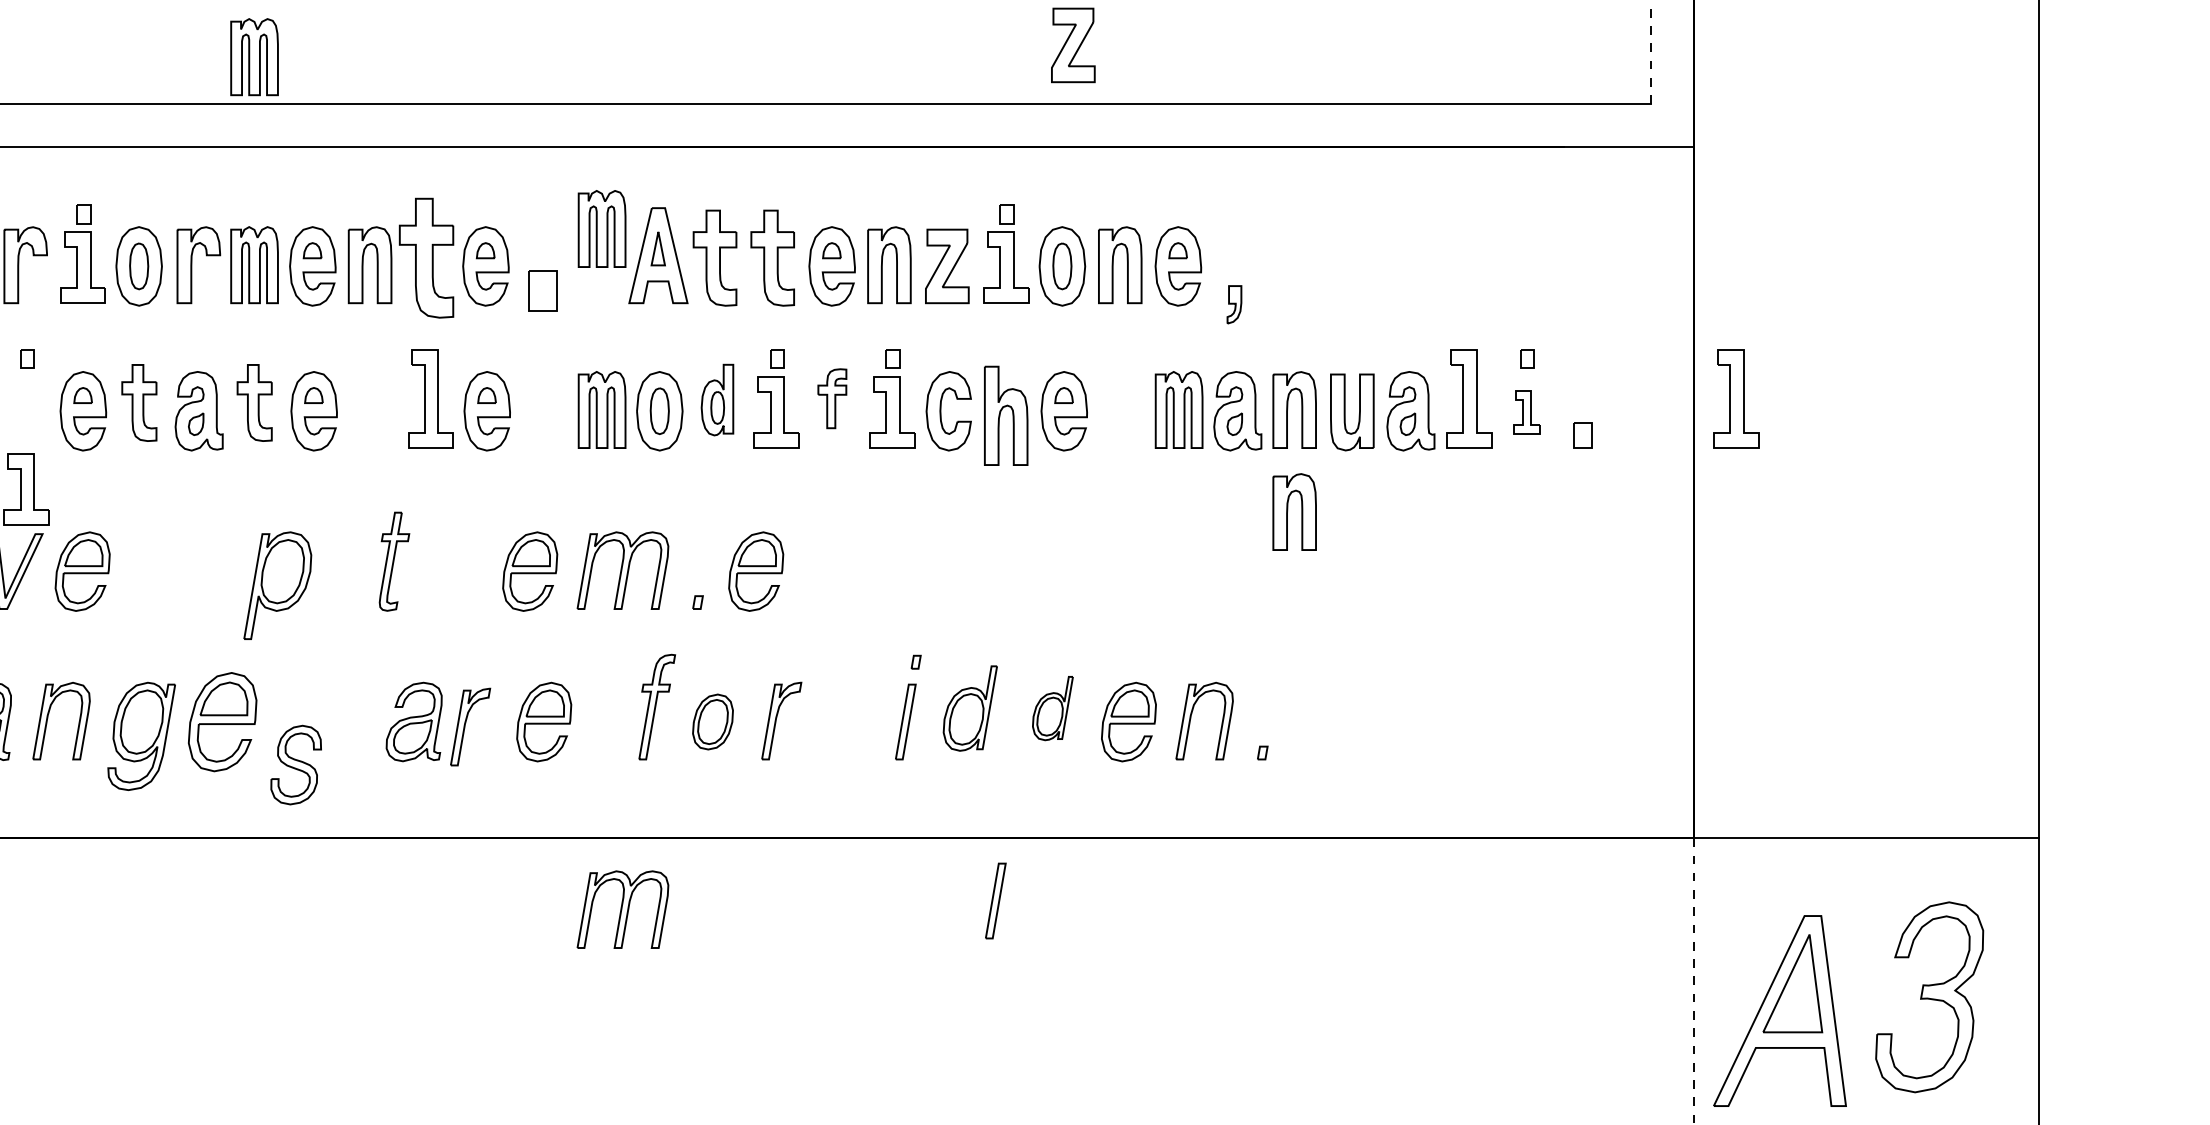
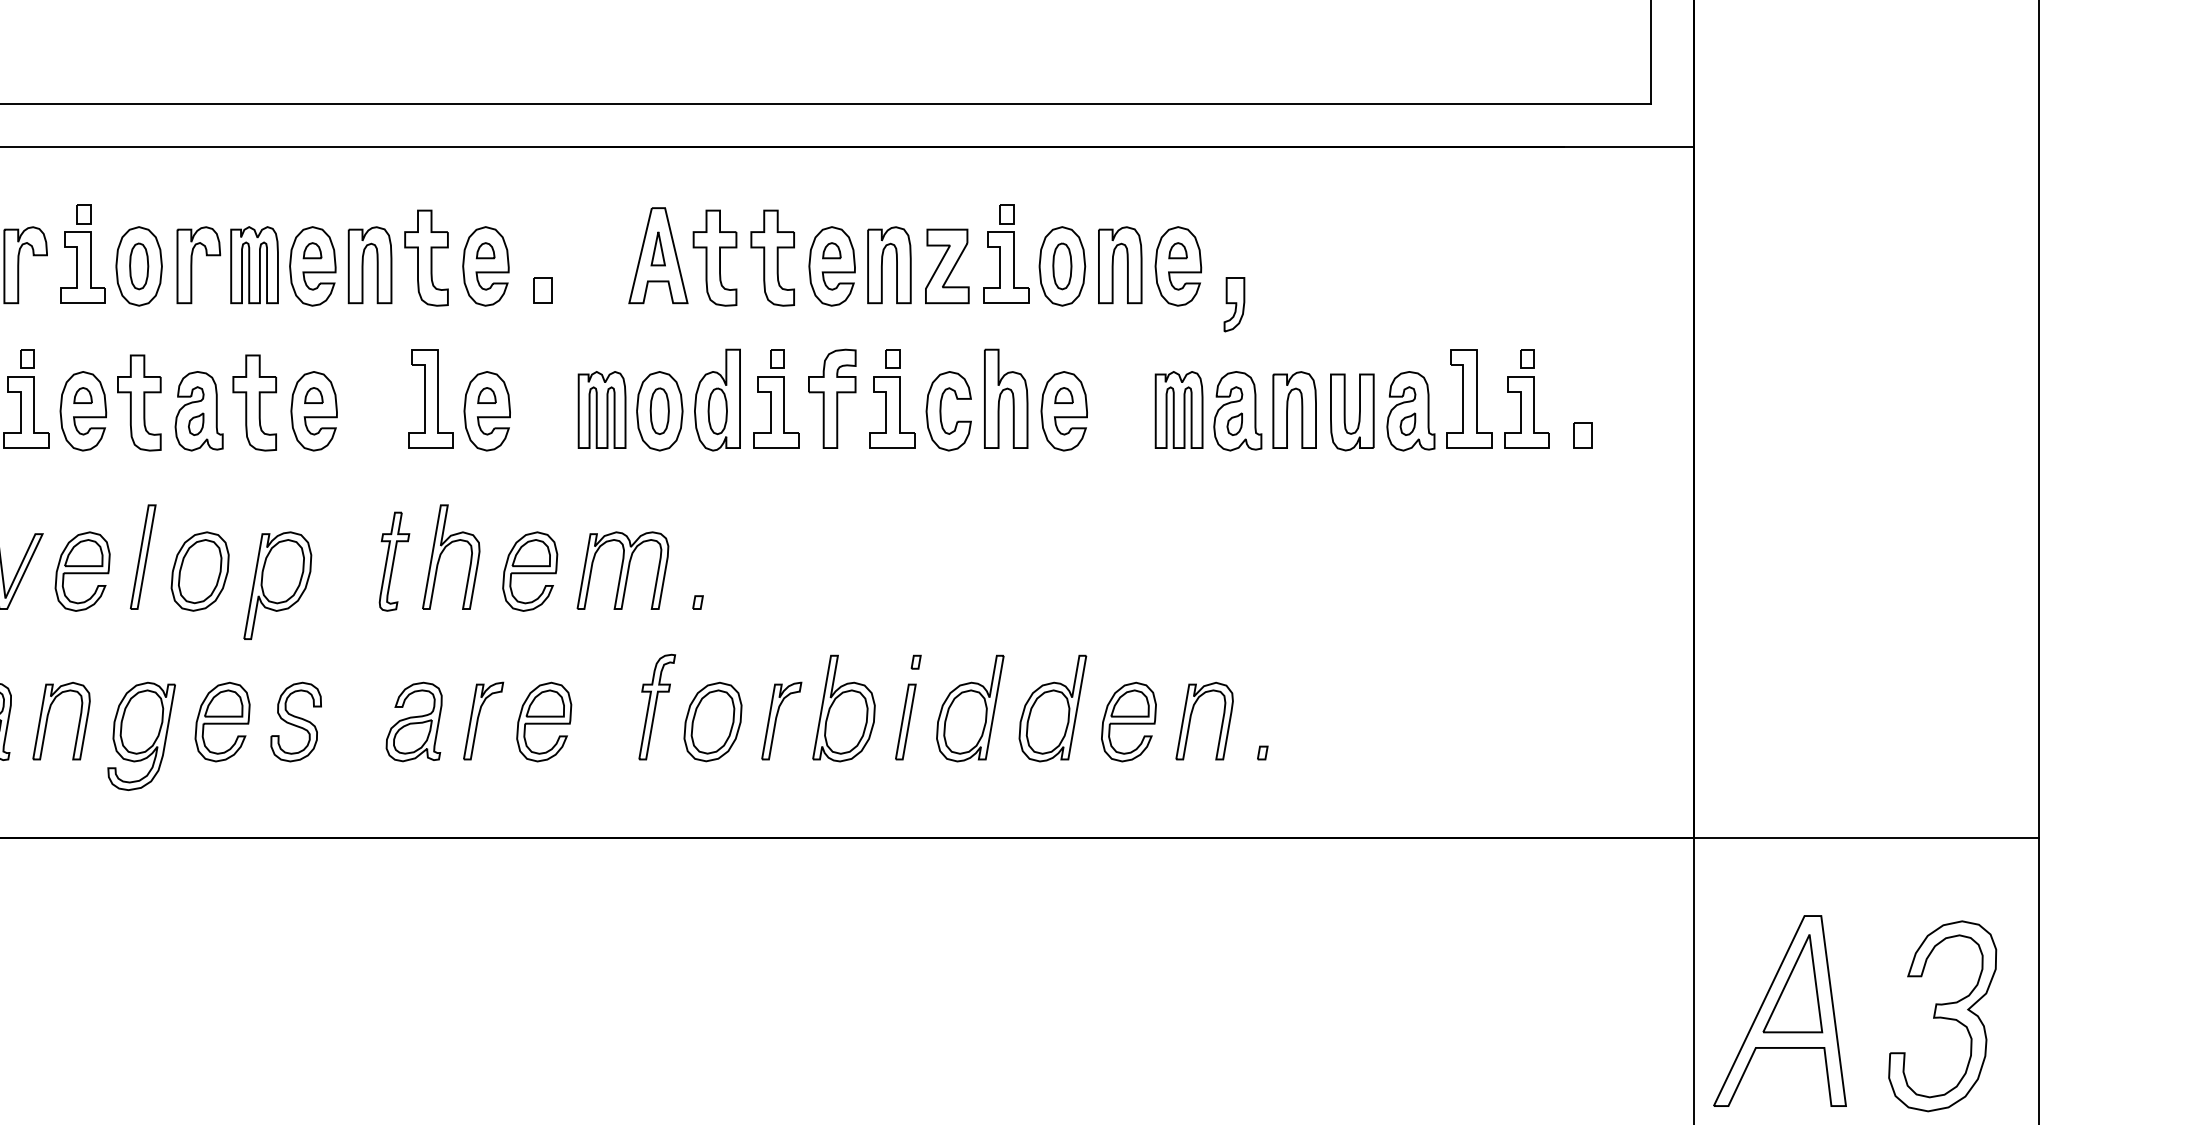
part: present -> none (1073, 45)
line: dashed -> solid (1650, 52)
part: present -> none (254, 57)
part: present -> none (601, 228)
part size: 57x122 px -> 45x98 px (426, 257)
part size: 30x42 px -> 20x27 px (542, 290)
part size: 17x40 px -> 23x56 px (1234, 304)
part size: 31x62 px -> 49x101 px (832, 398)
part: present -> none (1736, 398)
part size: 35x74 px -> 47x104 px (717, 399)
part size: 37x78 px -> 45x98 px (139, 402)
part size: 37x78 px -> 45x98 px (254, 402)
part size: 28x45 px -> 46x73 px (1526, 412)
part position: (1006, 415) -> (1006, 398) (1006, 398)
part position: (26, 489) -> (26, 412) (26, 412)
part: present -> none (1288, 510)
part: none -> present (444, 550)
part: none -> present (142, 556)
part: none -> present (199, 571)
part: present -> none (756, 571)
part: none -> present (843, 708)
part size: 56x87 px -> 69x109 px (970, 708)
part size: 42x66 px -> 70x109 px (1052, 708)
part size: 42x58 px -> 60x82 px (712, 721)
part size: 70x101 px -> 57x82 px (222, 721)
part position: (470, 726) -> (483, 720) (483, 720)
part position: (295, 764) -> (295, 721) (295, 721)
part: present -> none (995, 900)
part: present -> none (622, 909)
line: dashed -> solid (1693, 982)
part position: (1929, 997) -> (1942, 1016) (1942, 1016)
